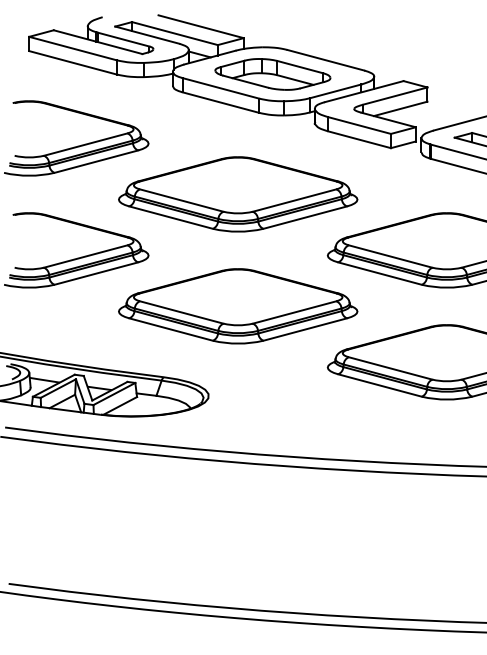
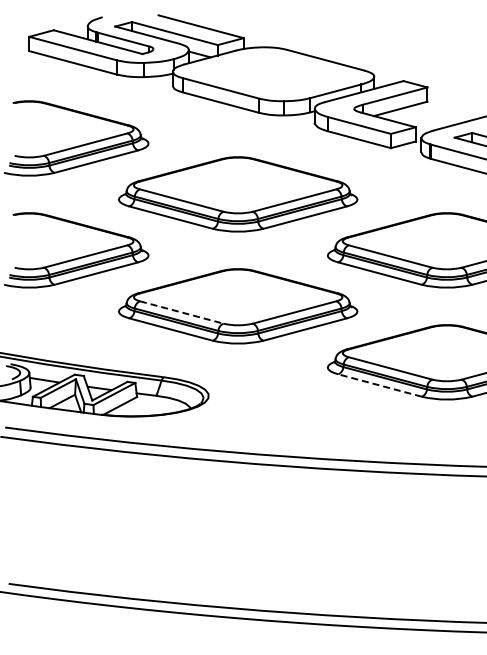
part: present -> none (272, 74)
line: solid -> dashed (182, 312)
line: solid -> dashed (379, 385)
